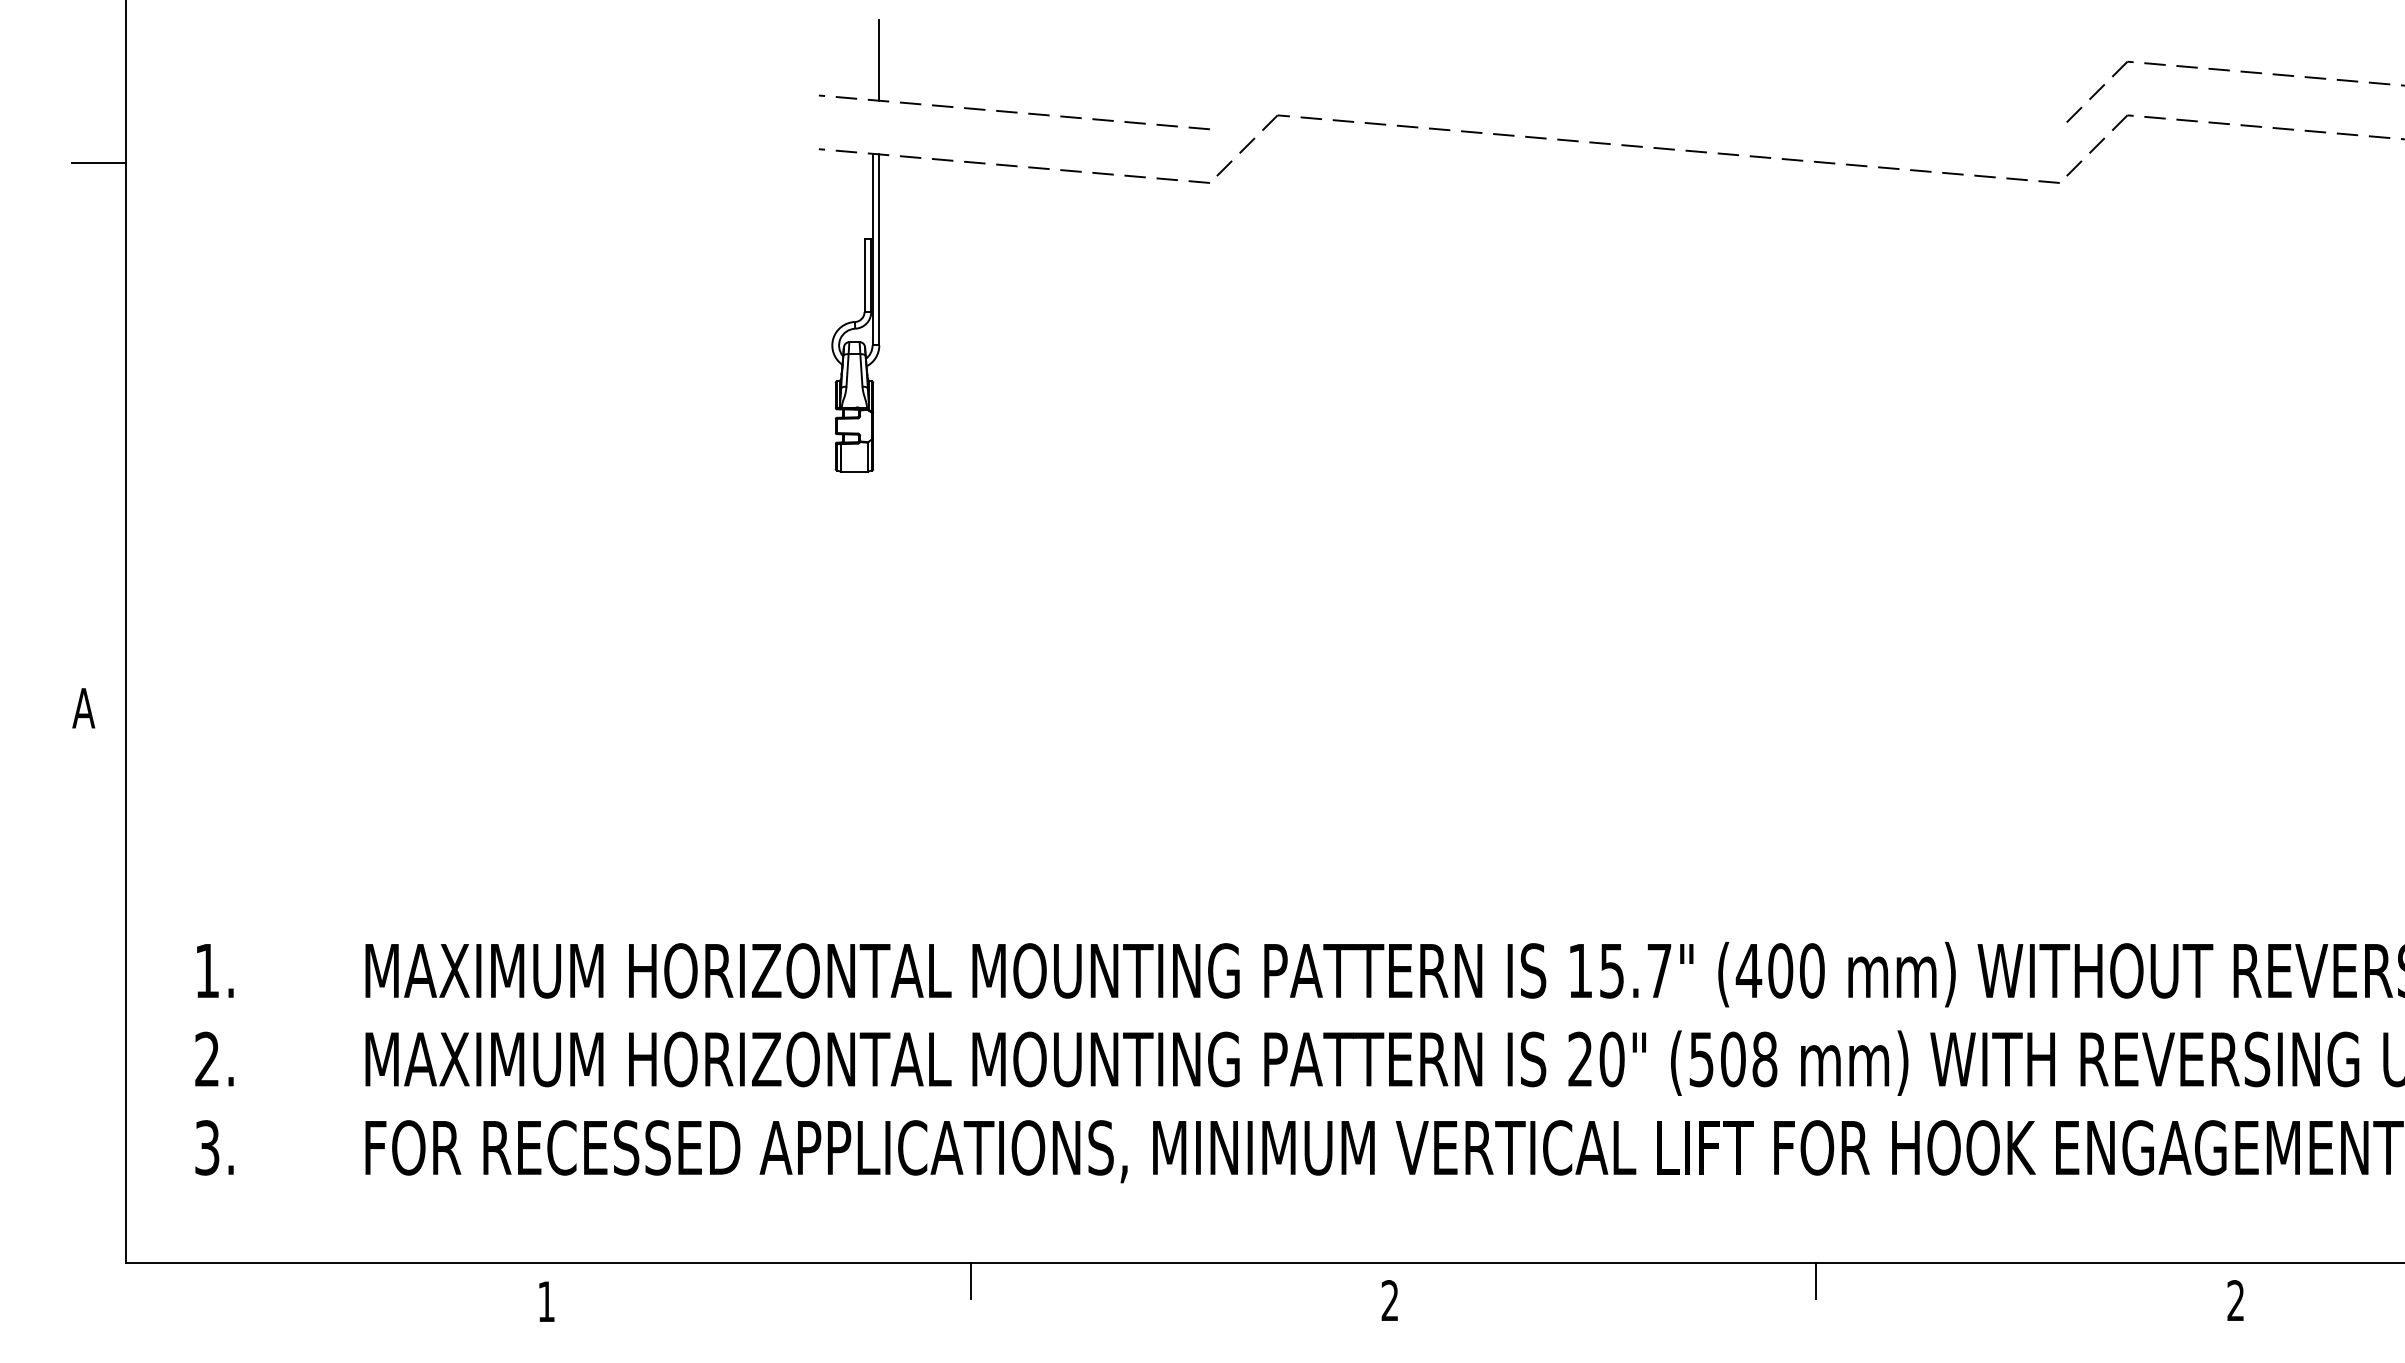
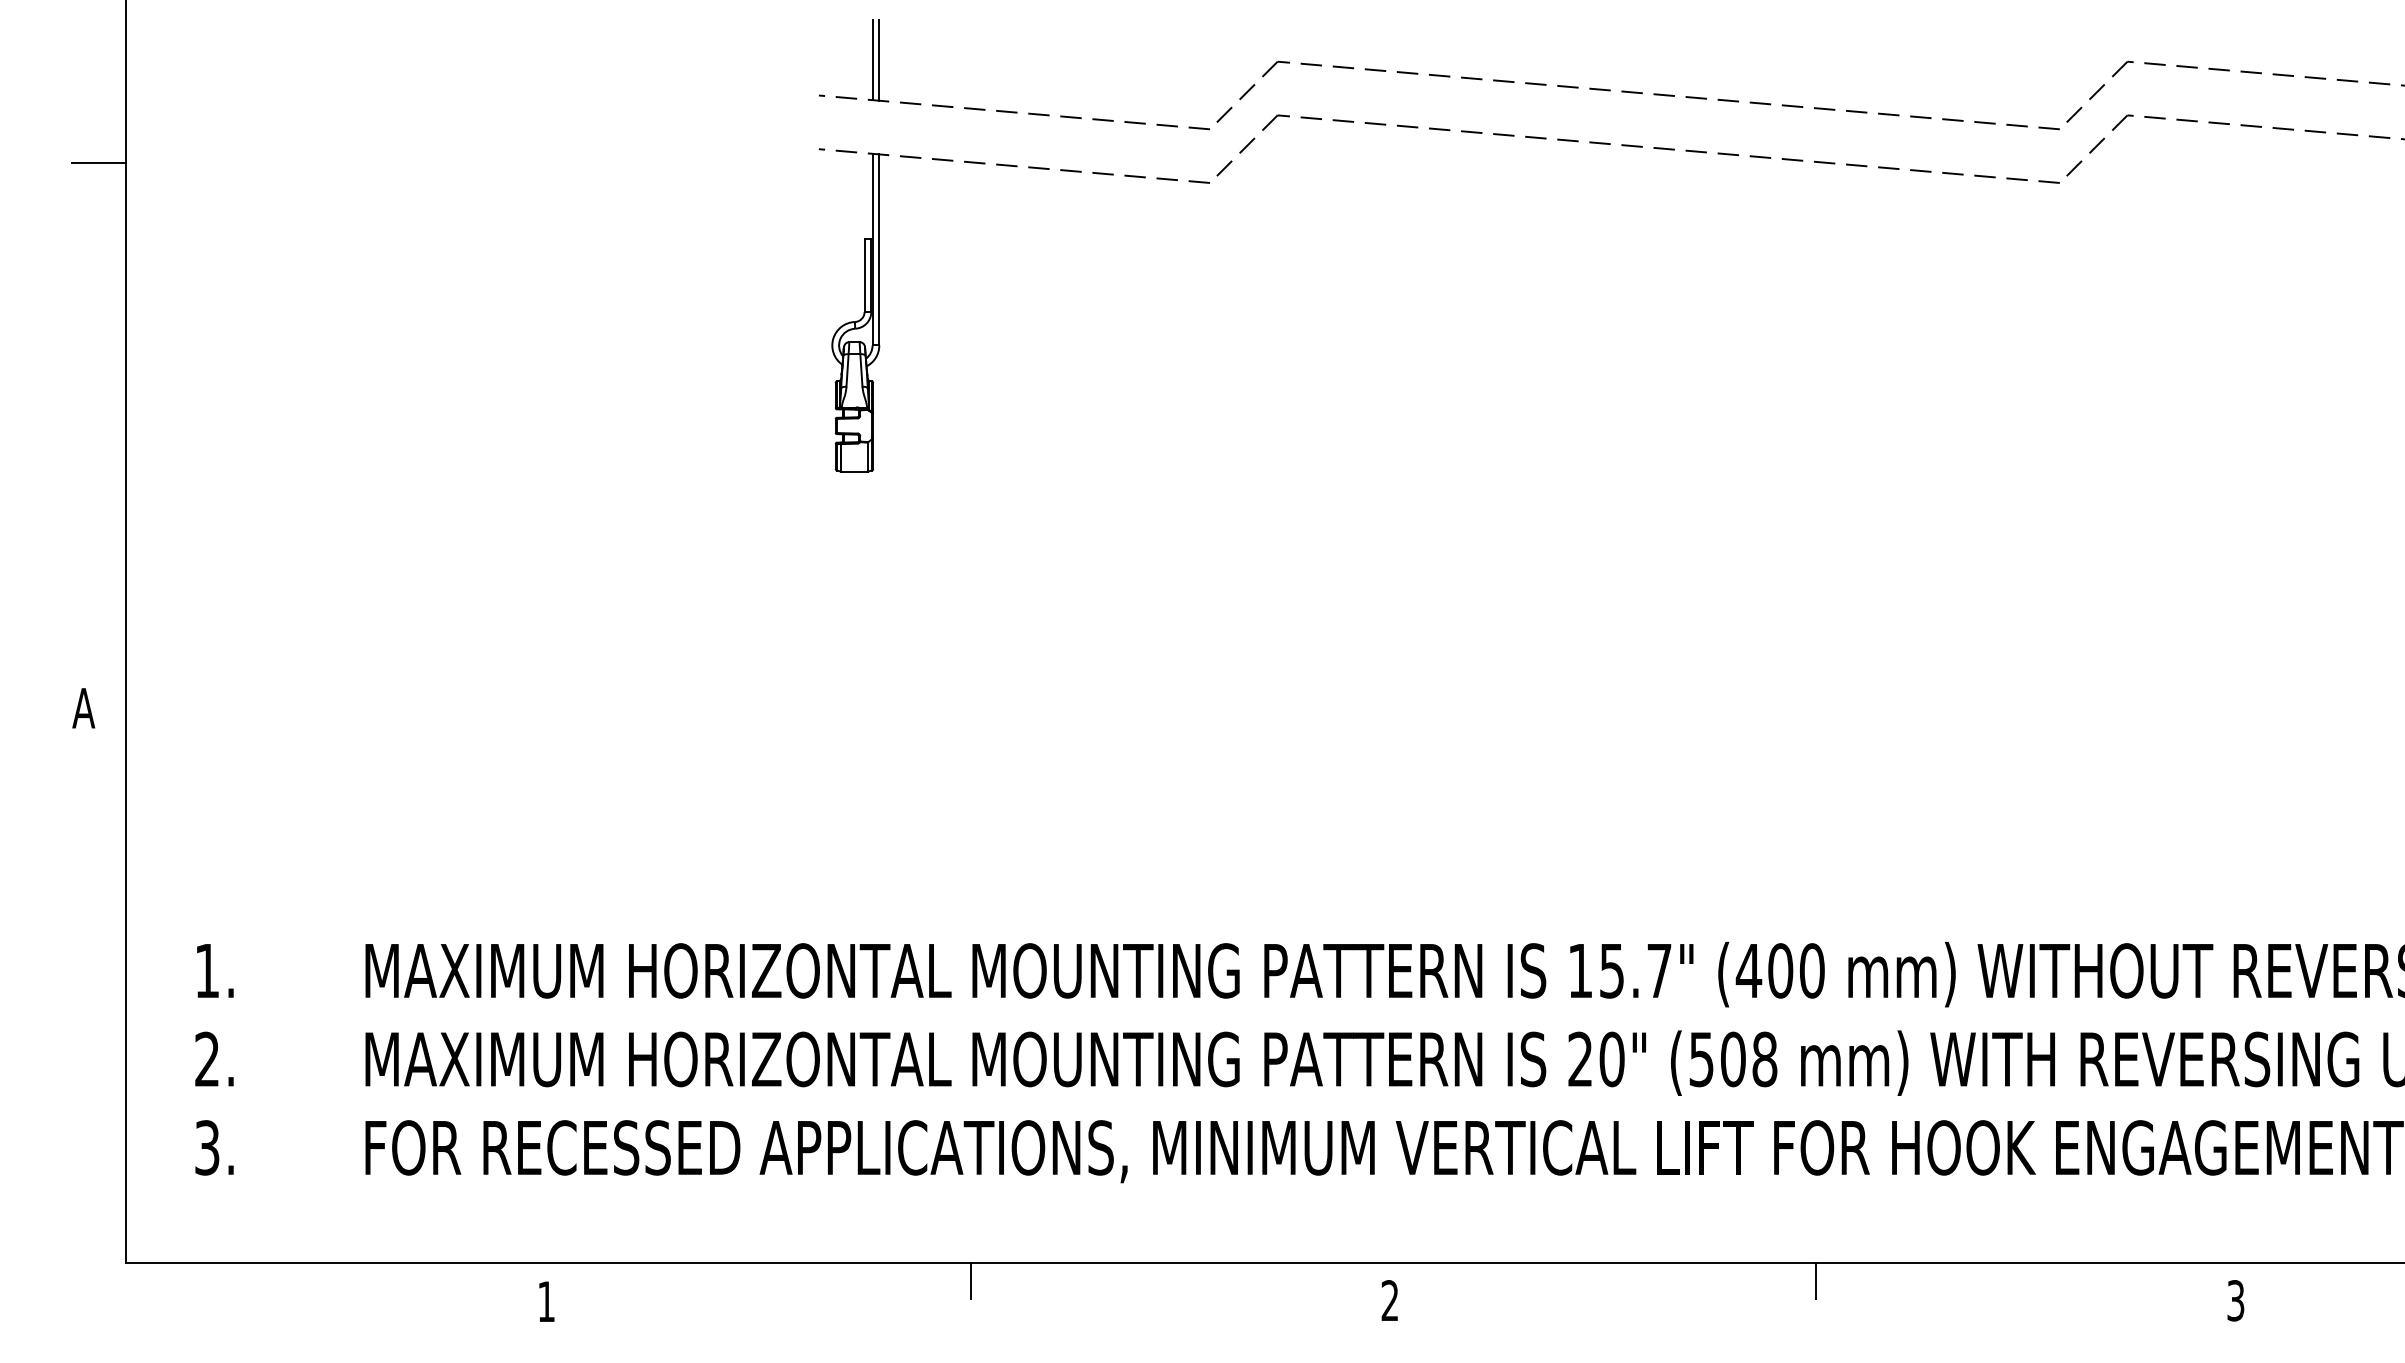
line: none -> present (872, 60)
part: none -> present (1637, 95)
text: 2 -> 3 (2235, 1300)
